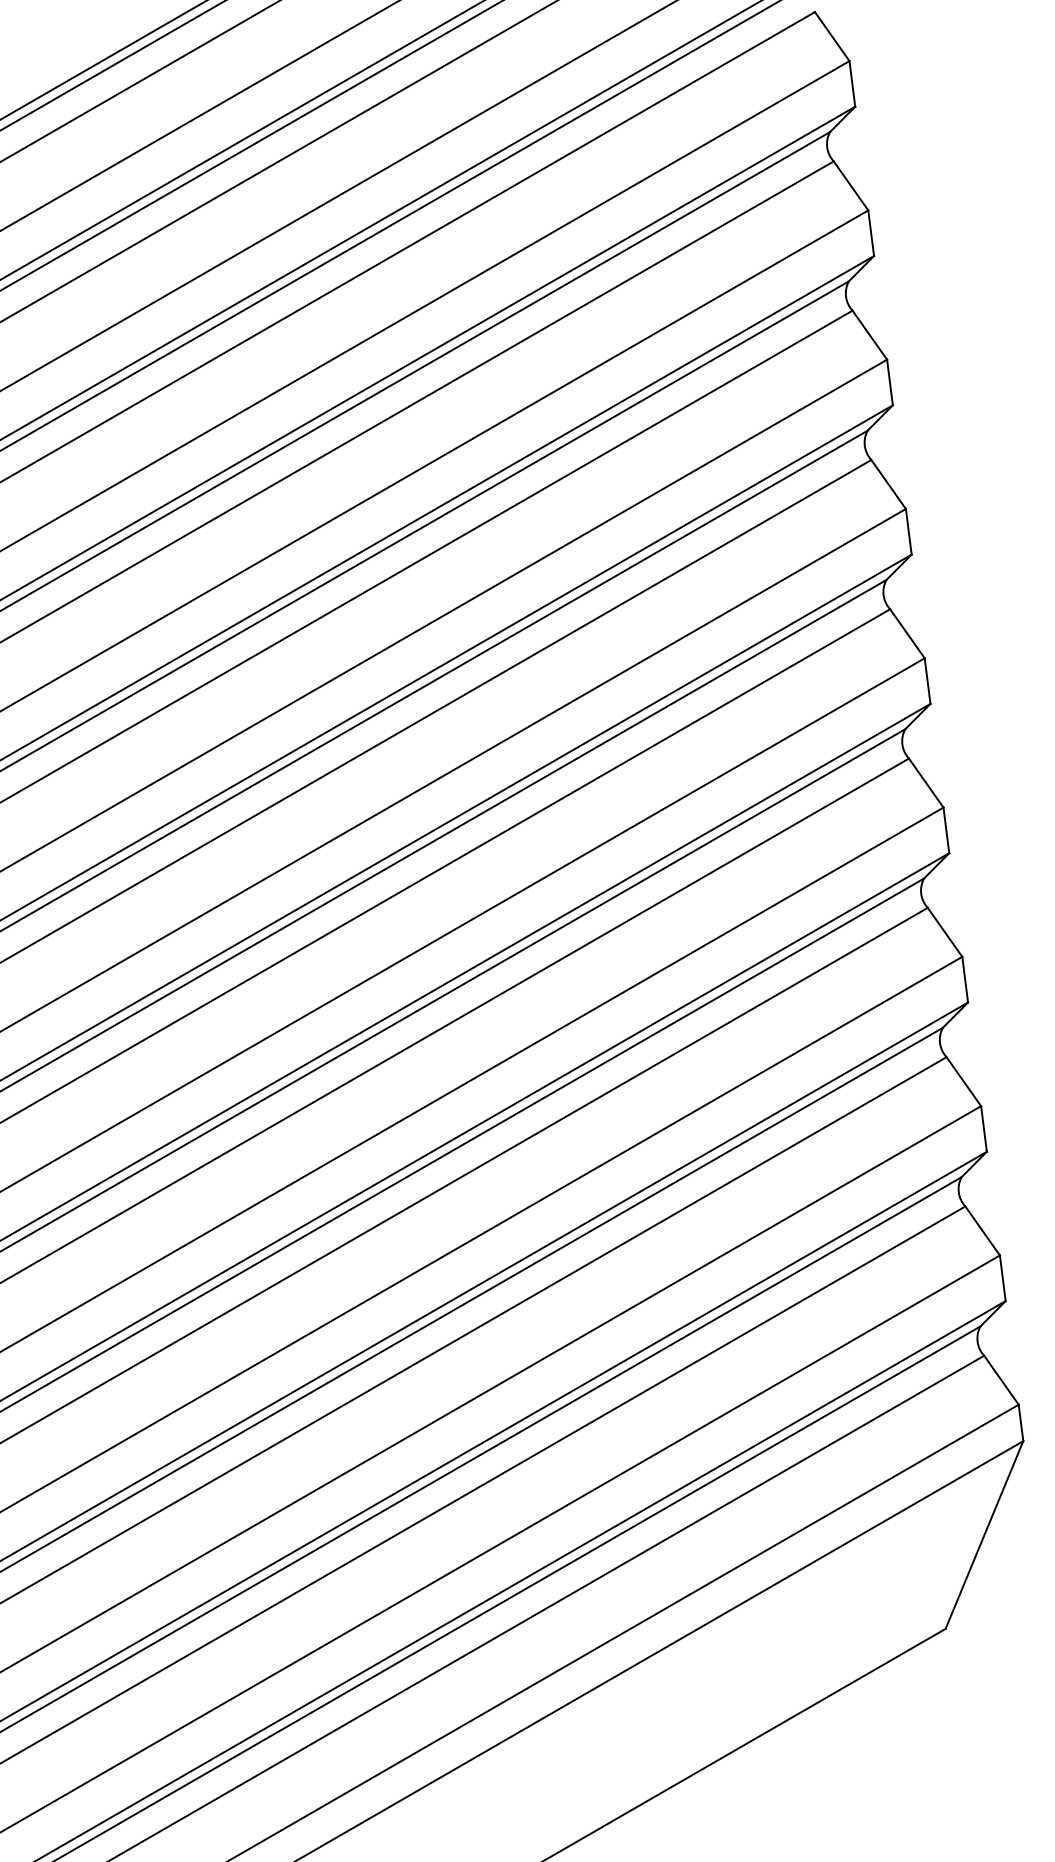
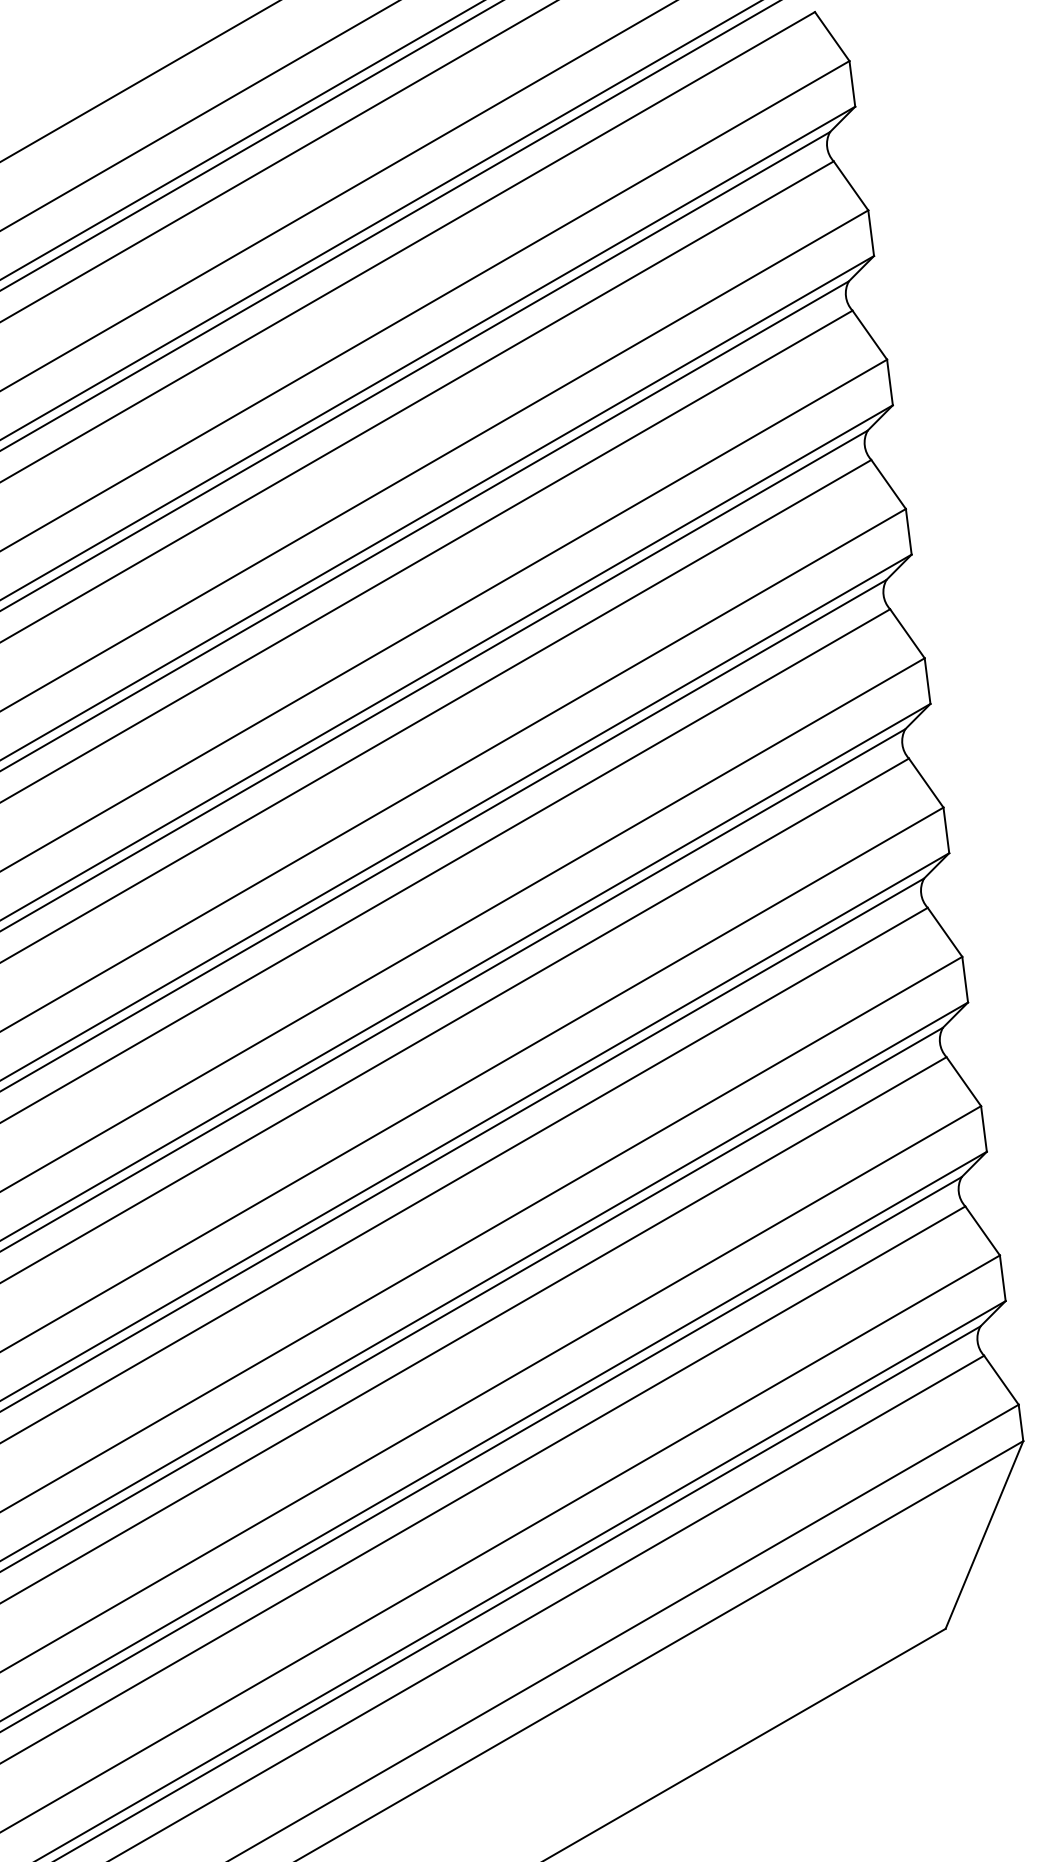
line: present -> none (102, 60)
line: present -> none (112, 65)
